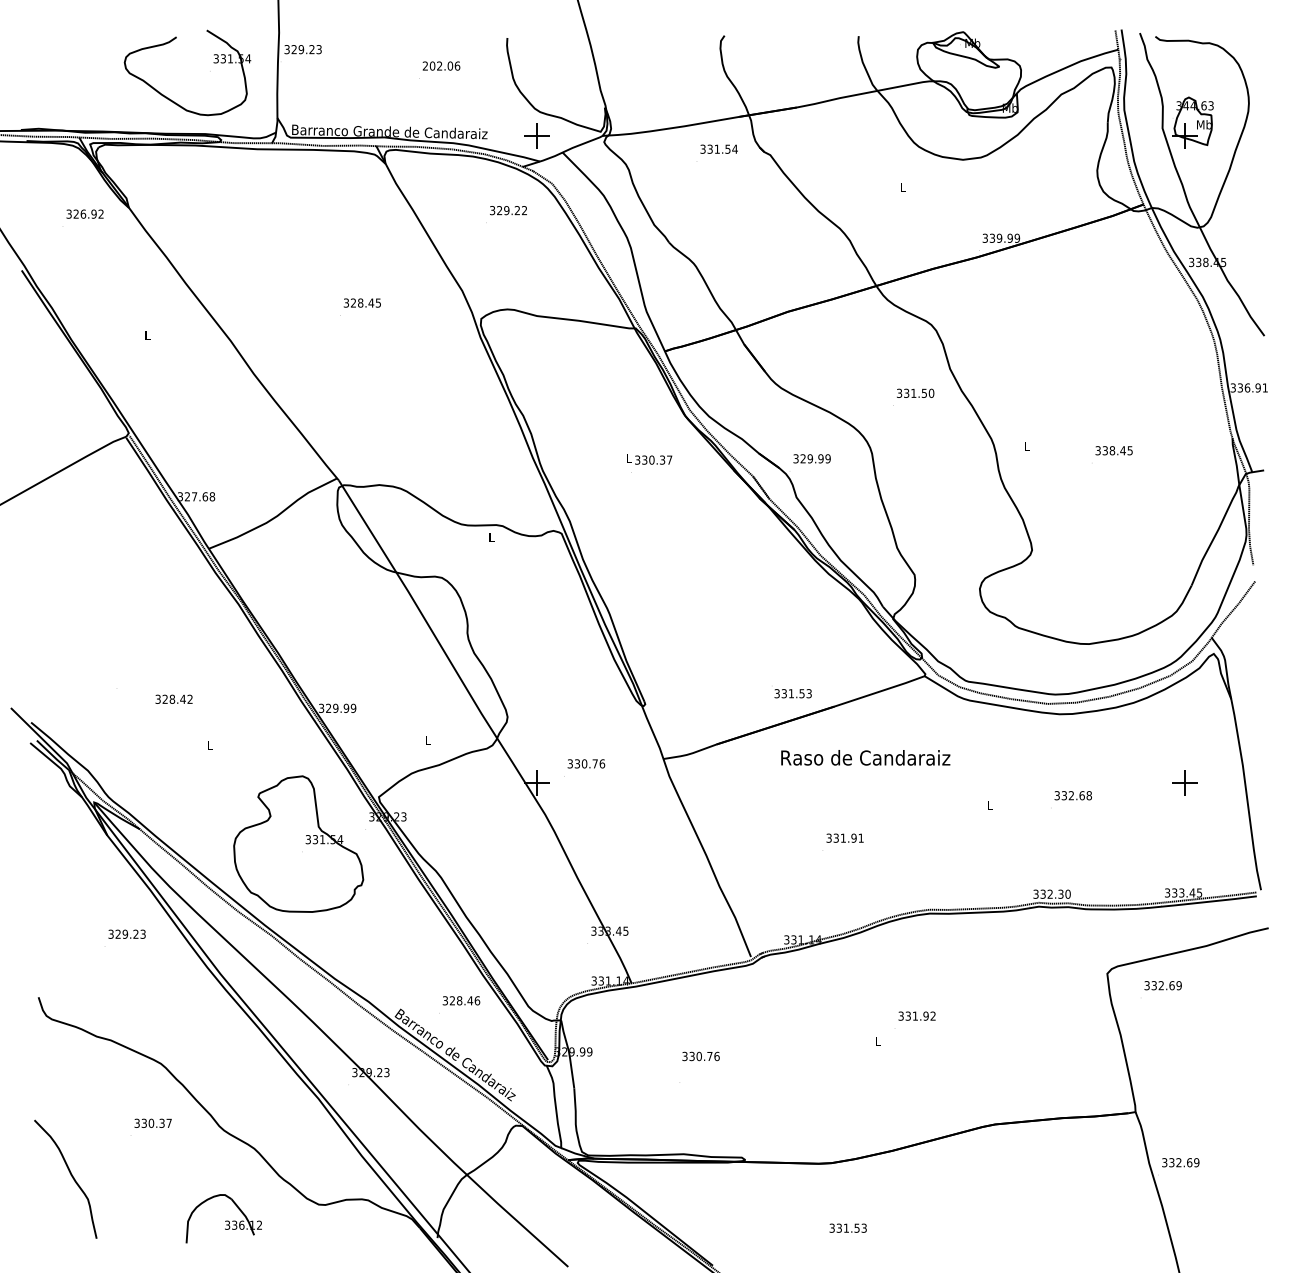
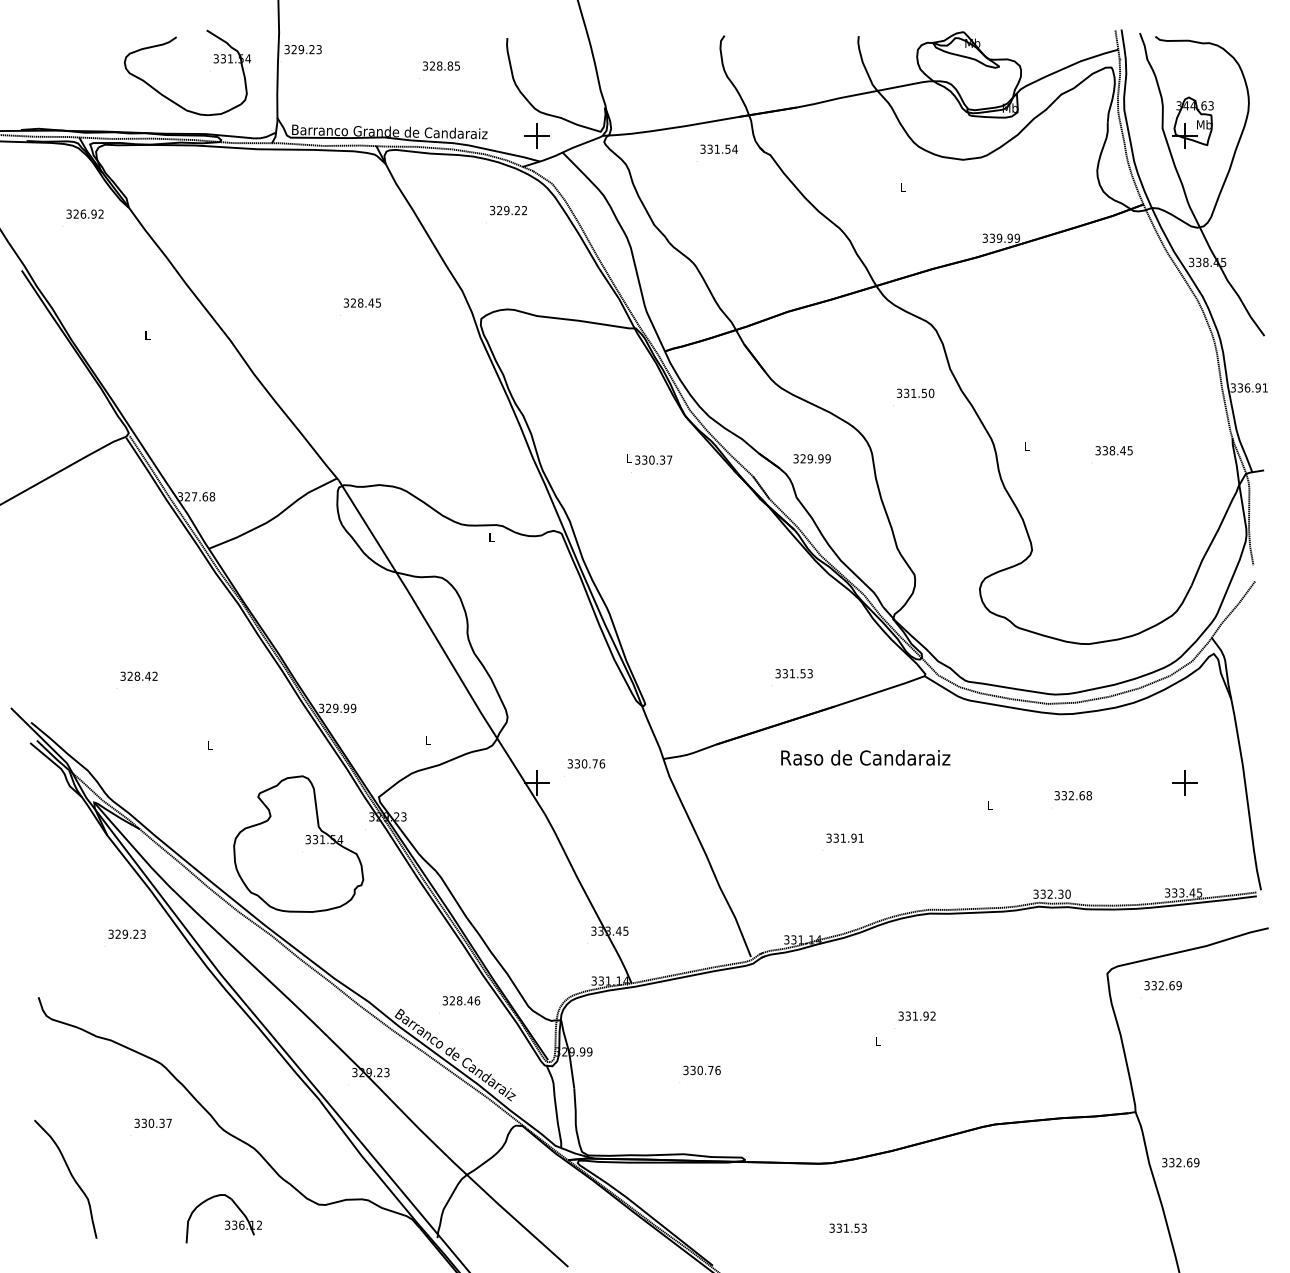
text: 202.06 -> 328.85 (441, 65)
text position: (792, 693) -> (793, 673) (793, 673)
text position: (173, 698) -> (138, 675) (138, 675)
text position: (700, 1056) -> (701, 1070) (701, 1070)
